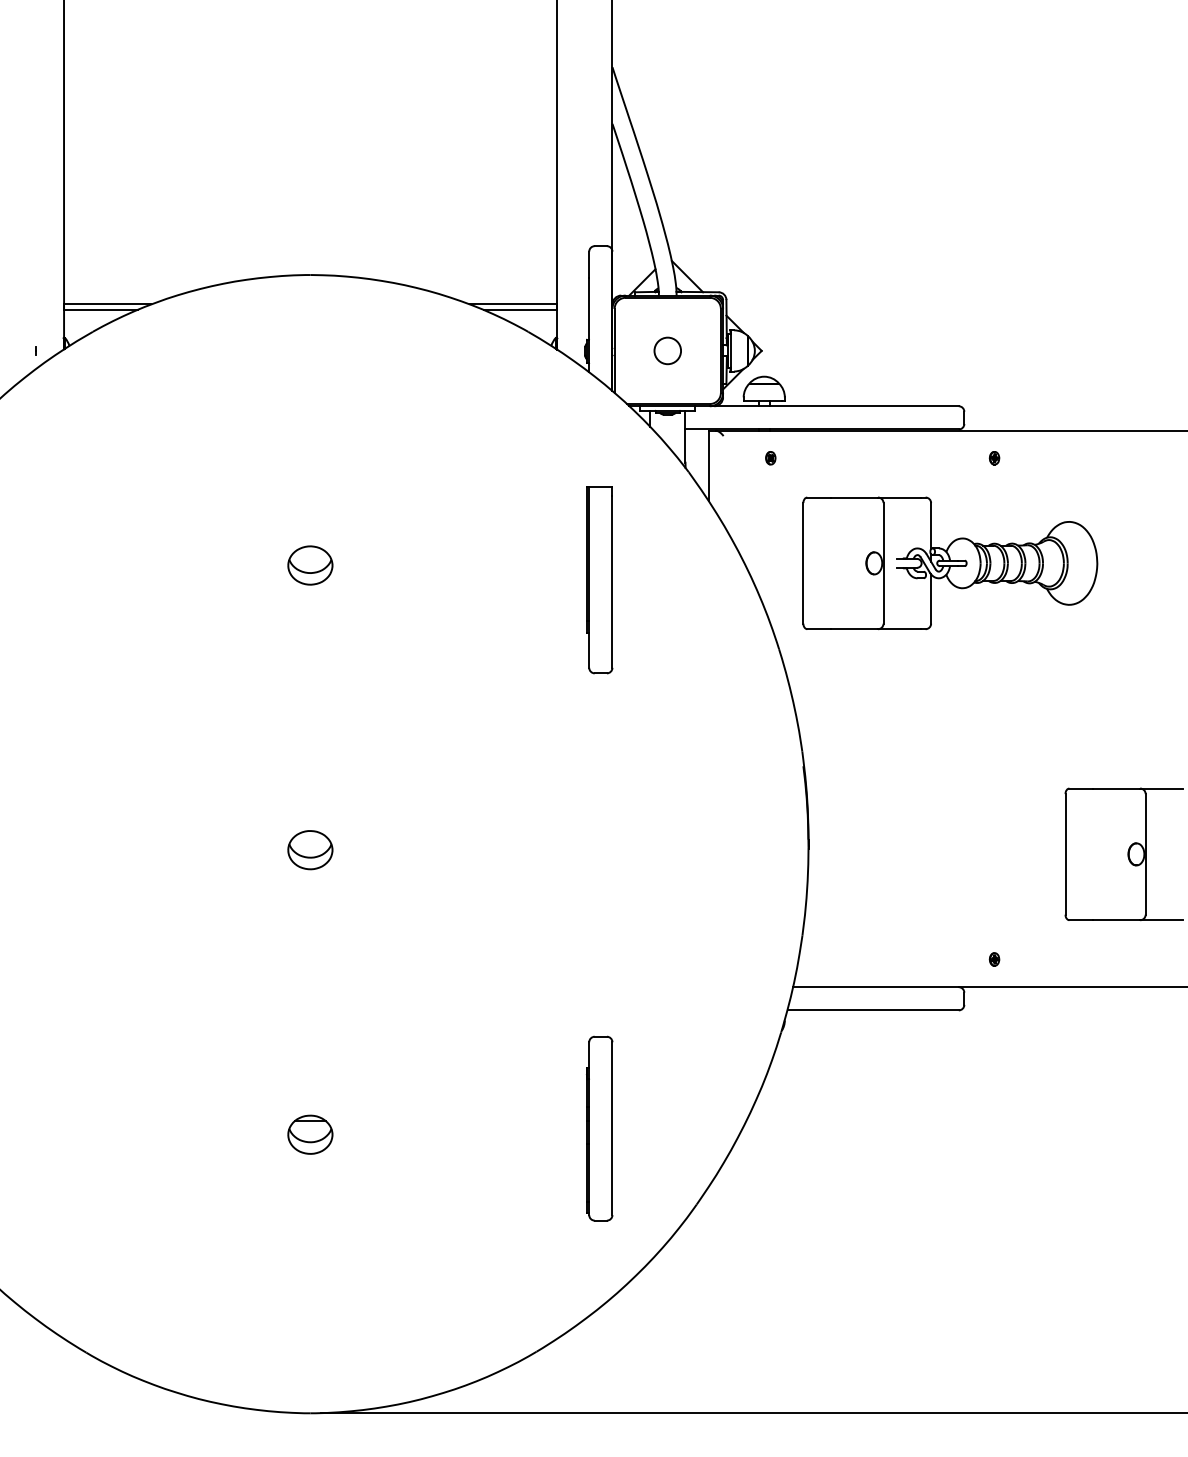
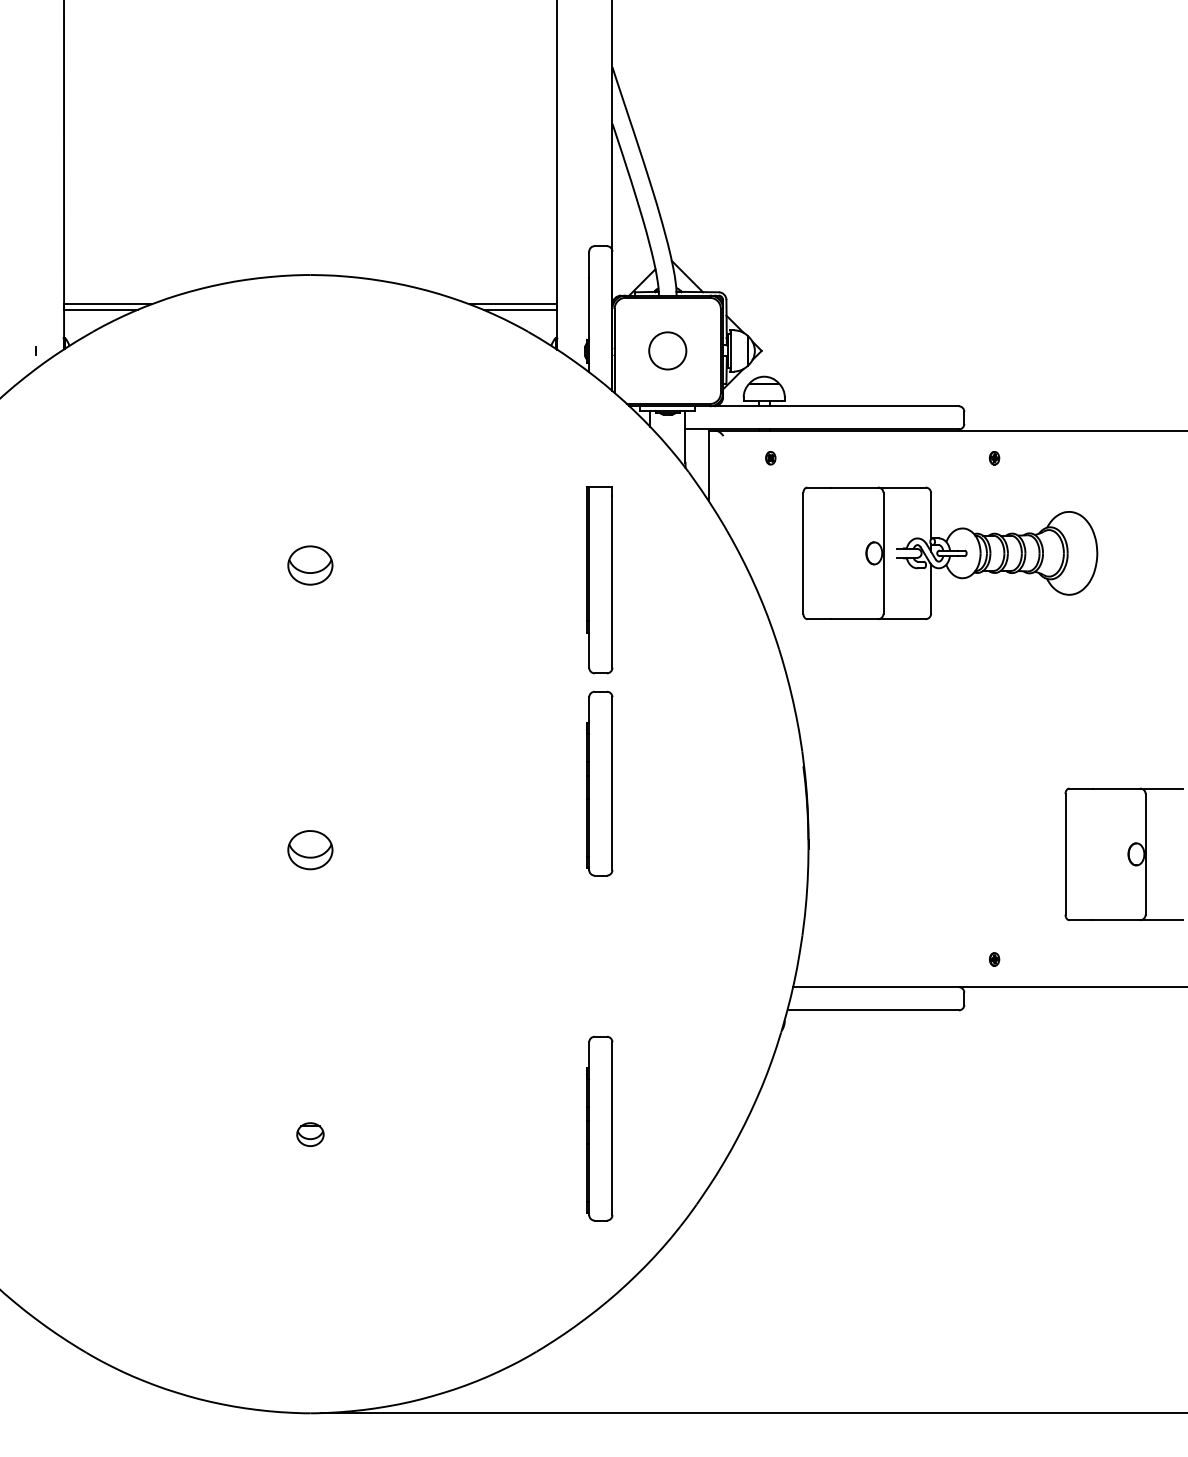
circle diameter: 27 px -> 37 px (667, 350)
part position: (950, 563) -> (950, 553) (950, 553)
part: none -> present (599, 783)
part size: 47x41 px -> 29x25 px (310, 1134)
